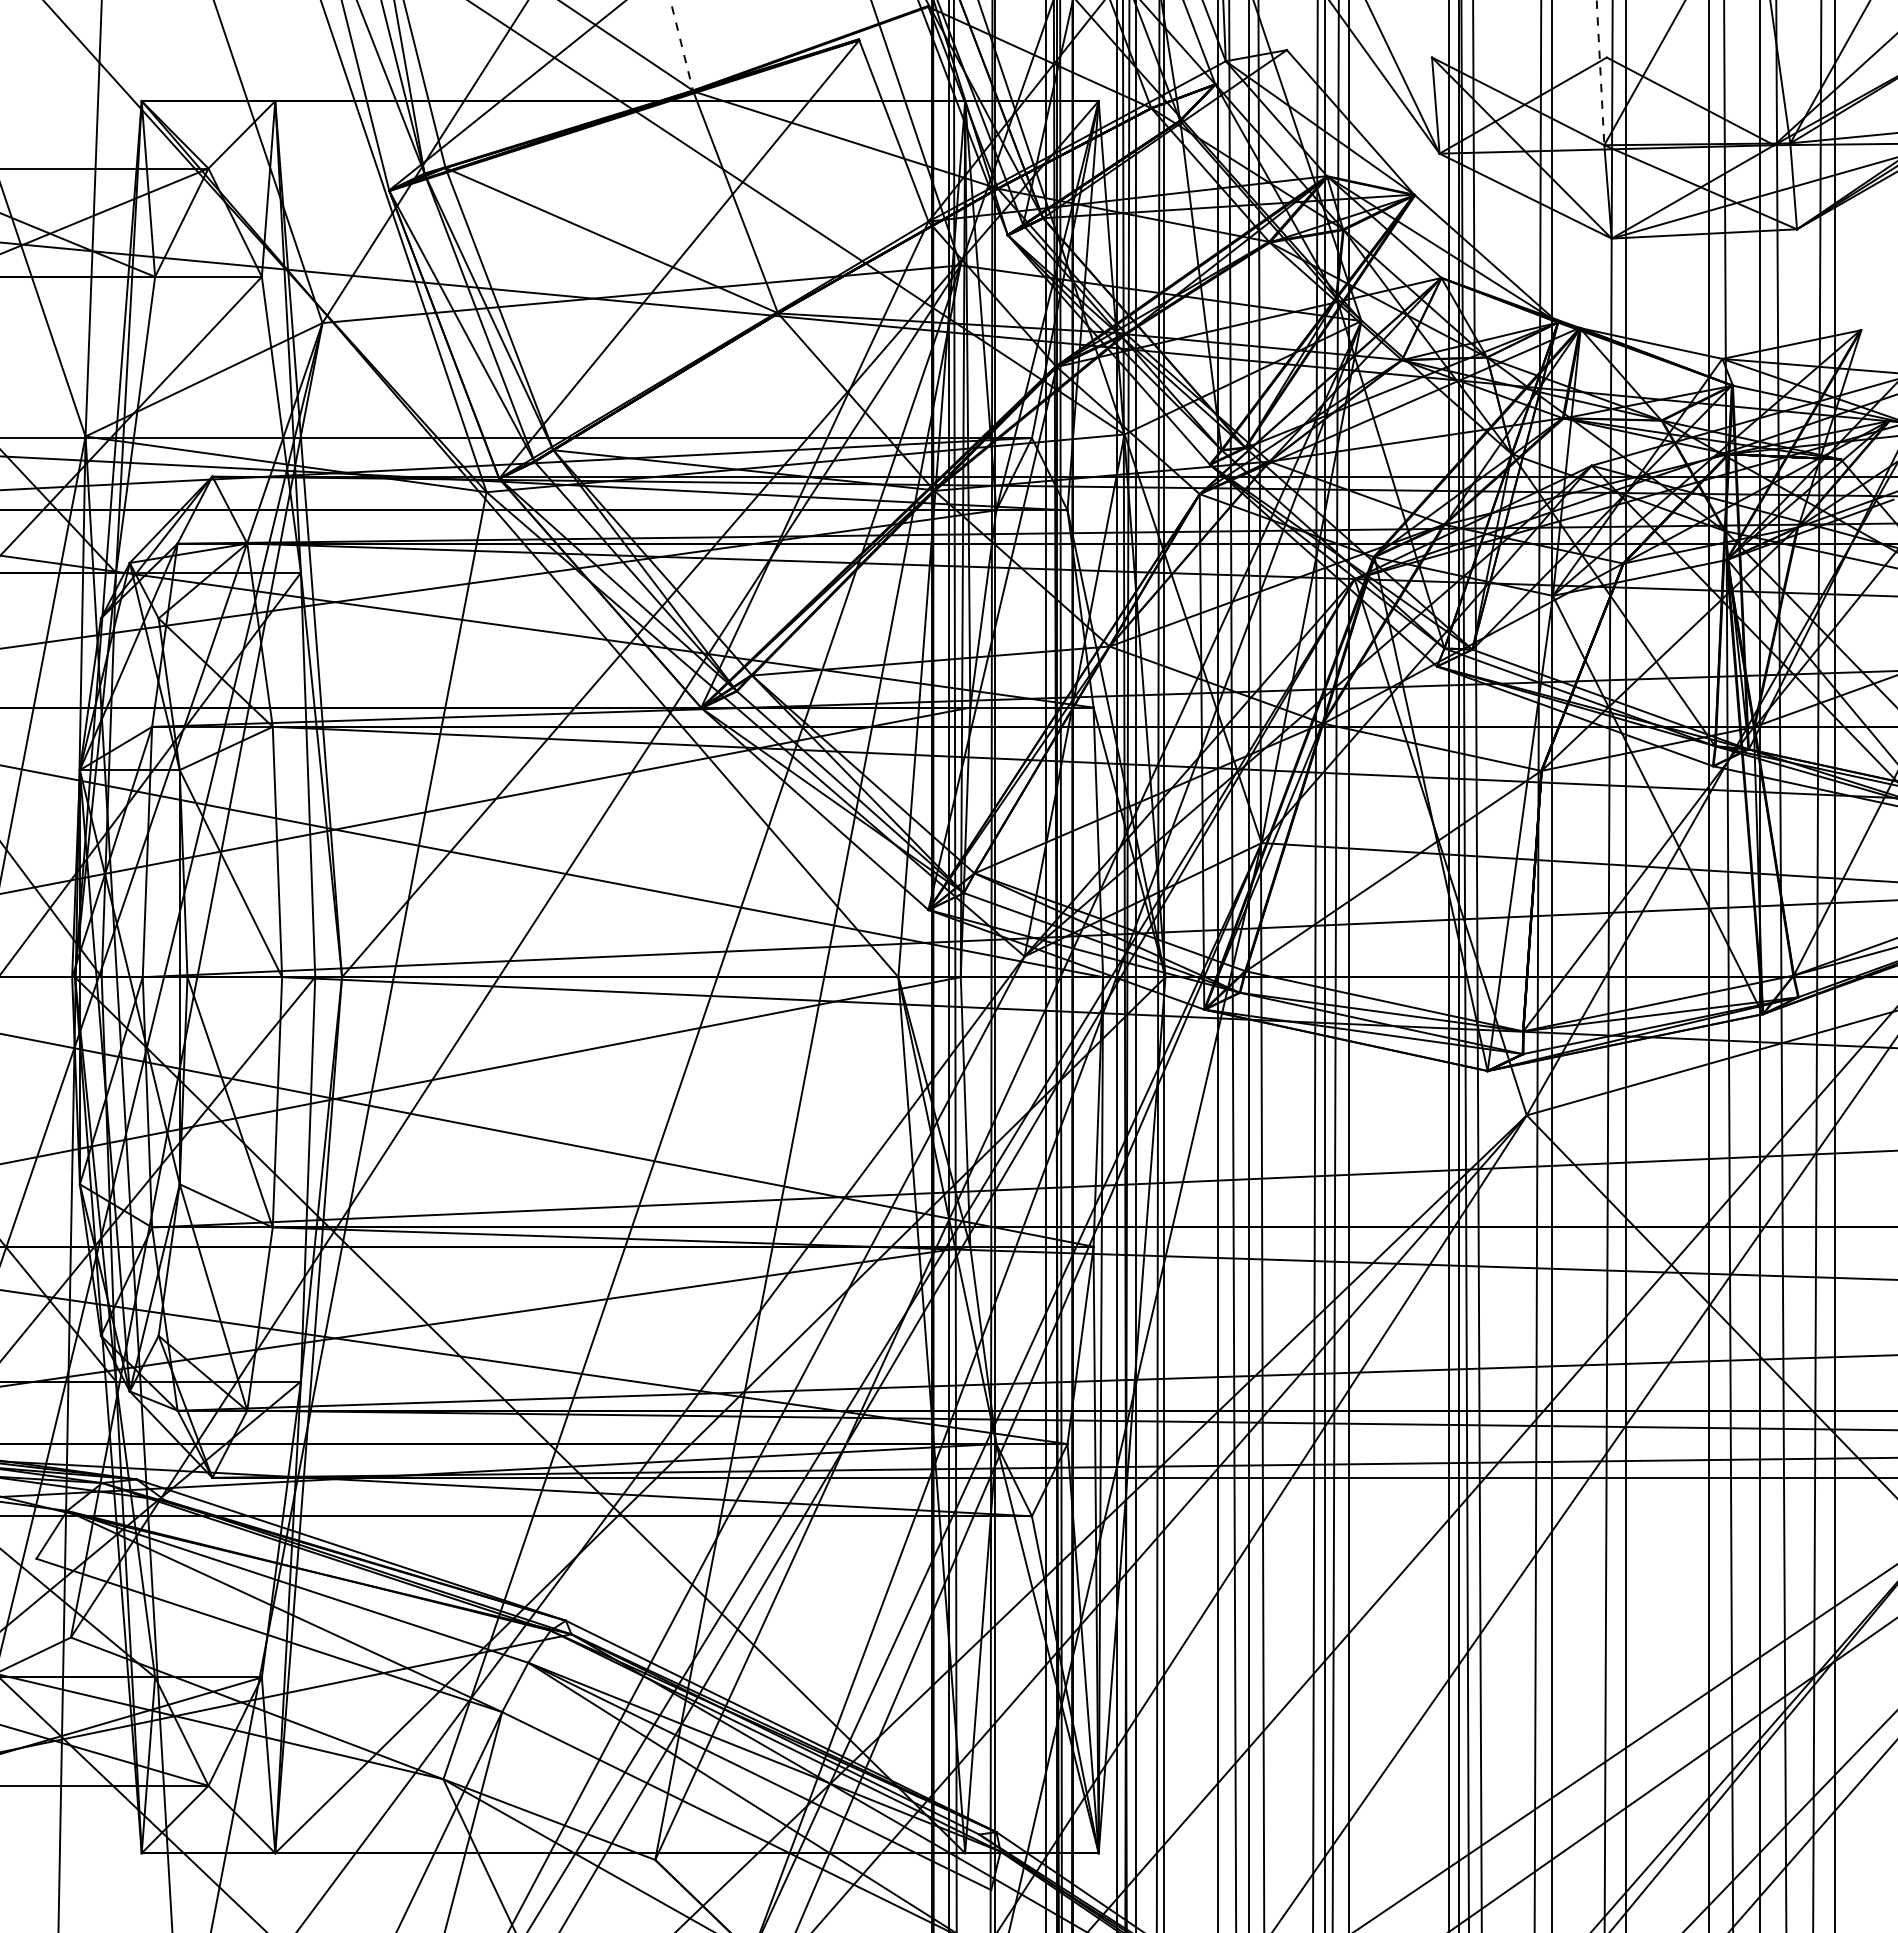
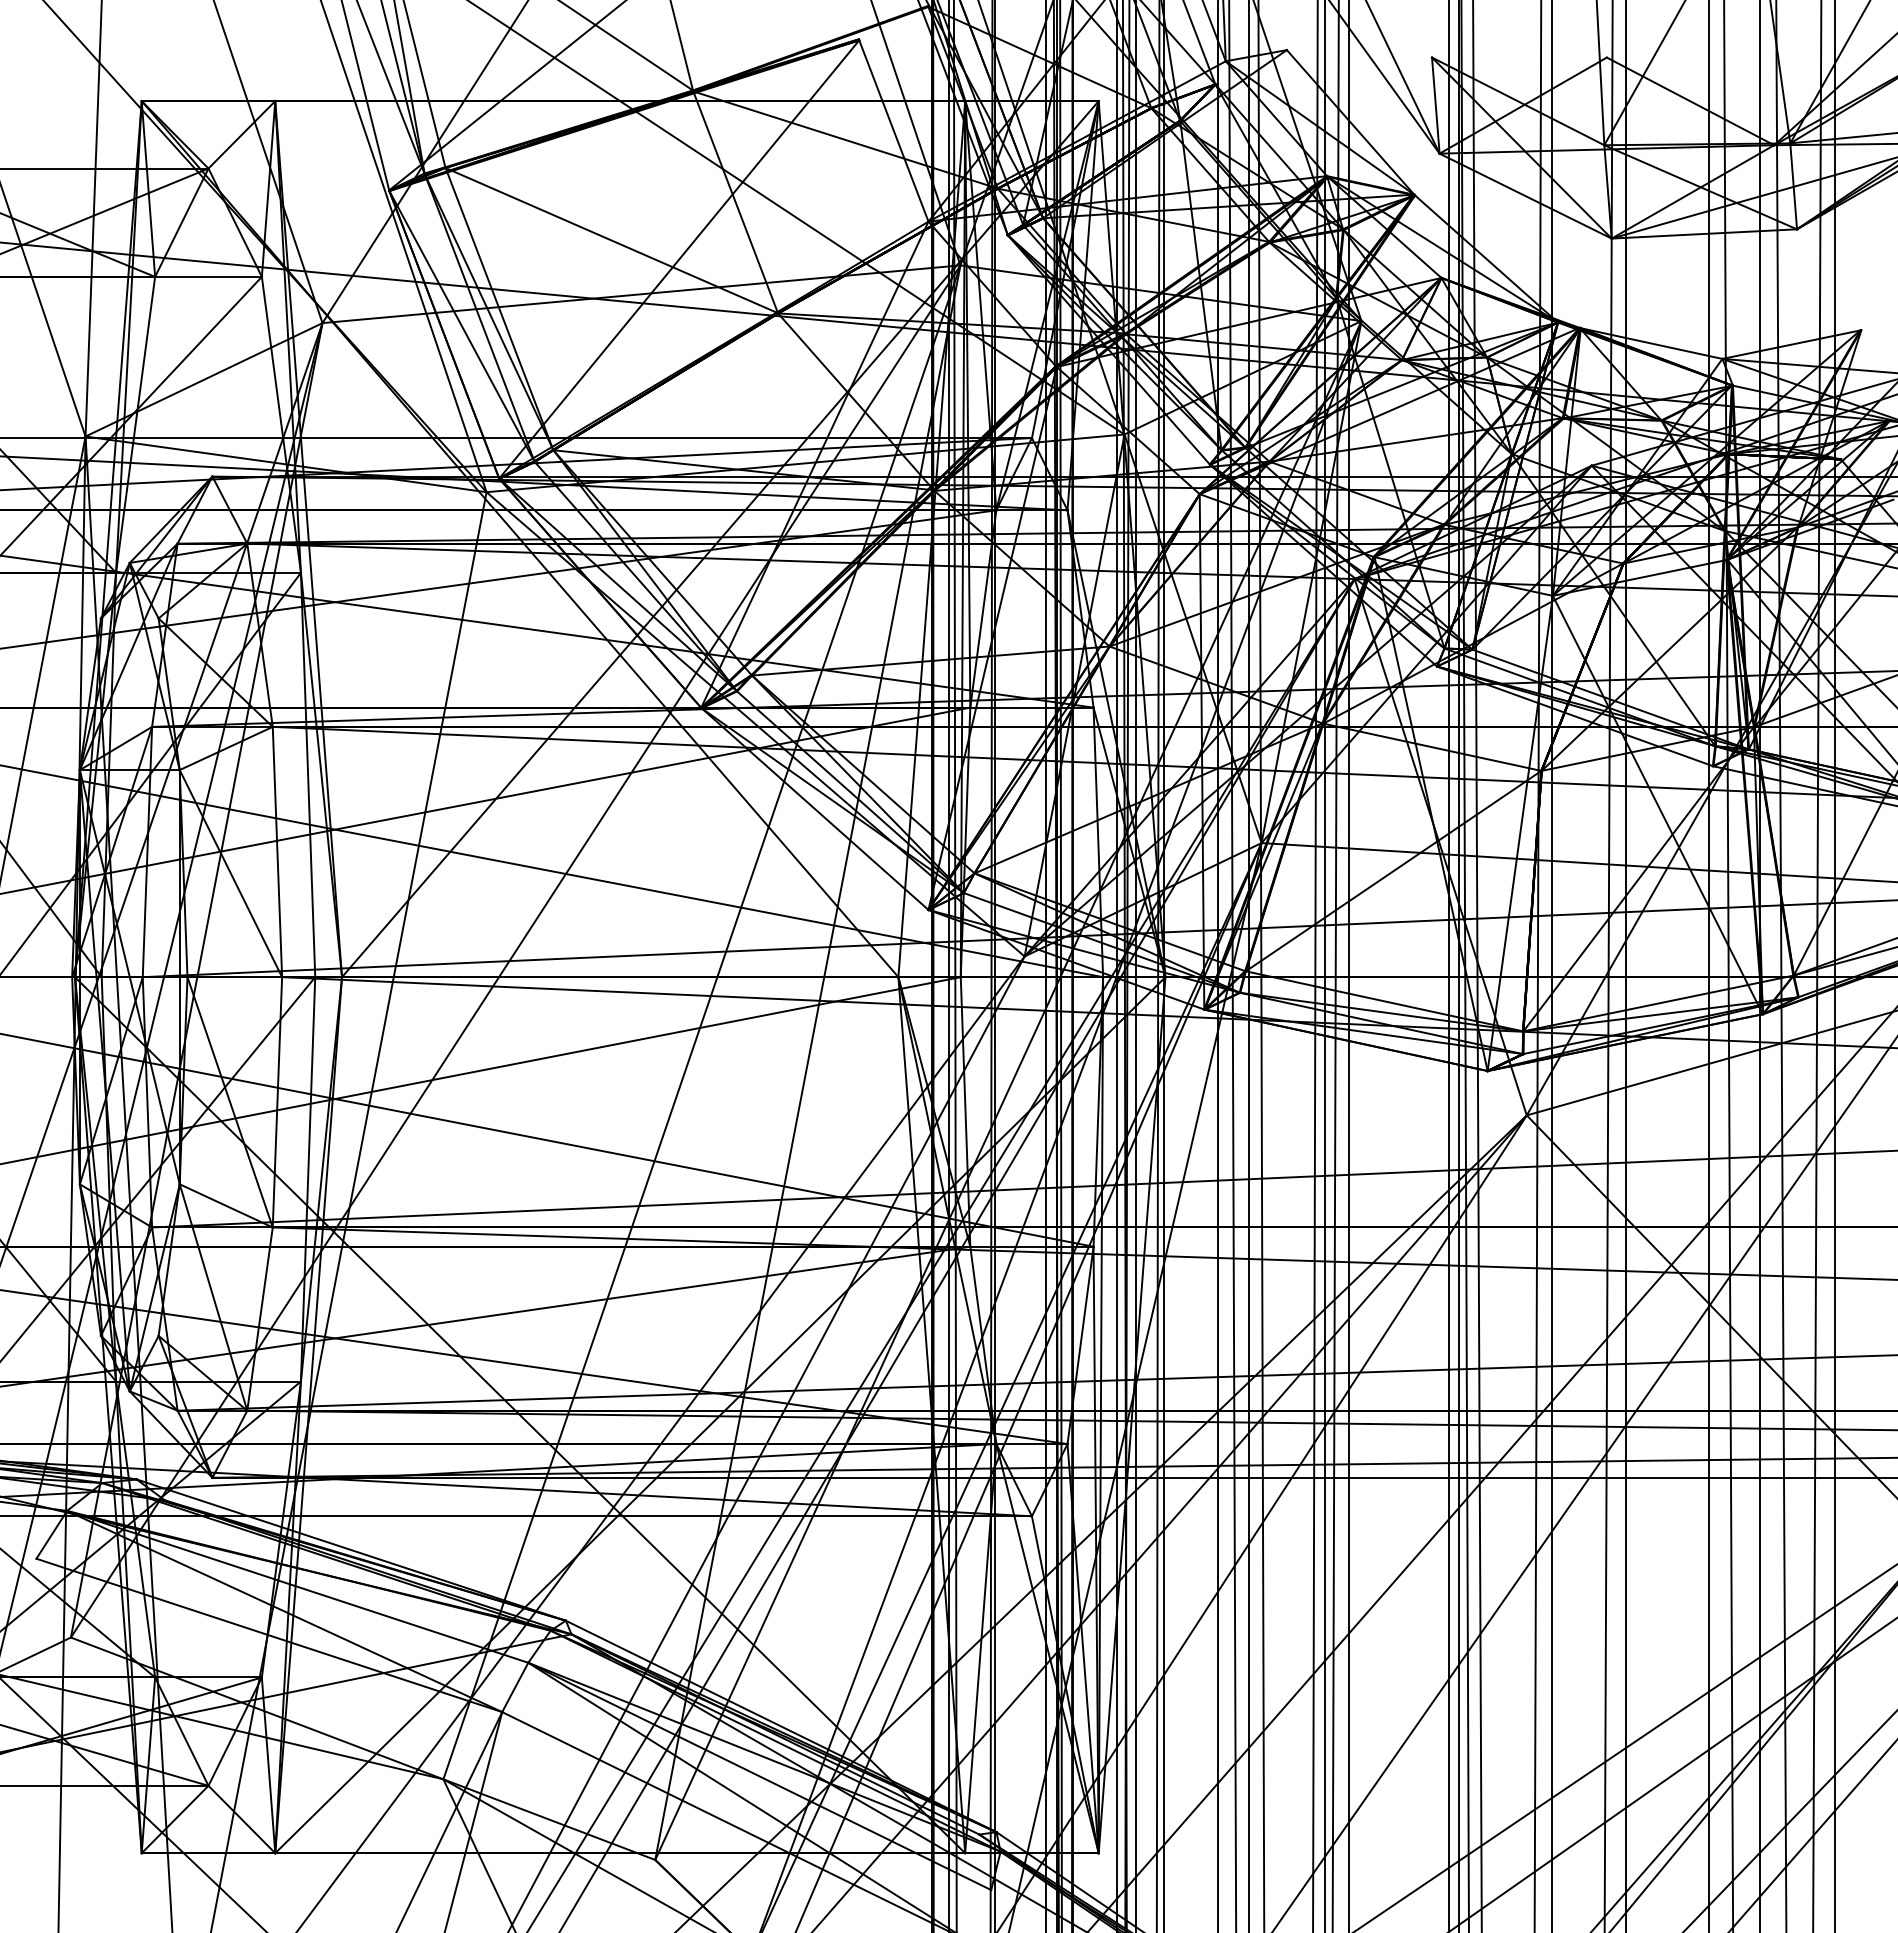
line: dashed -> solid (681, 45)
line: dashed -> solid (1600, 73)
